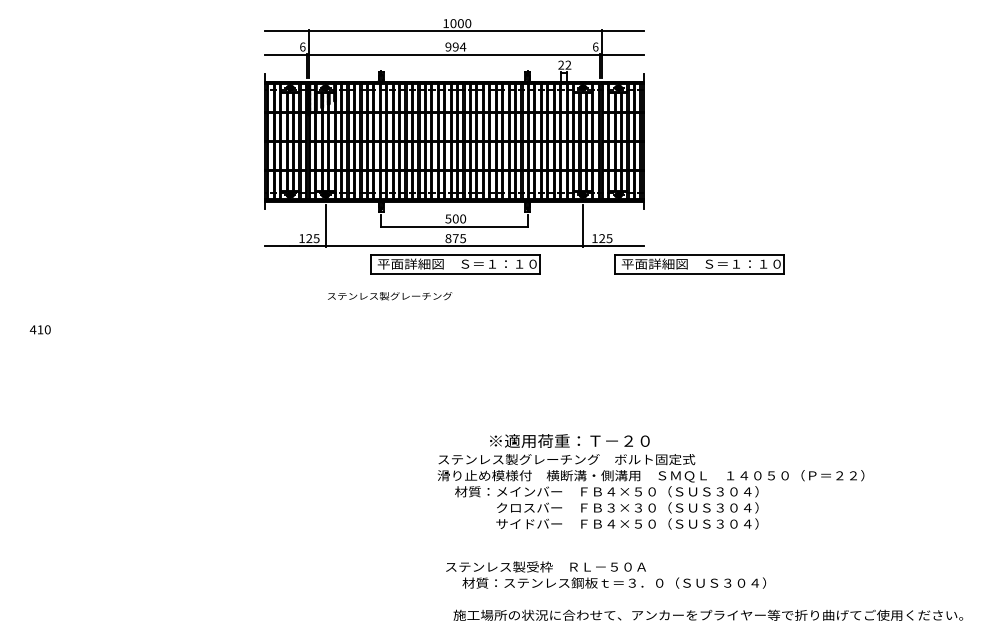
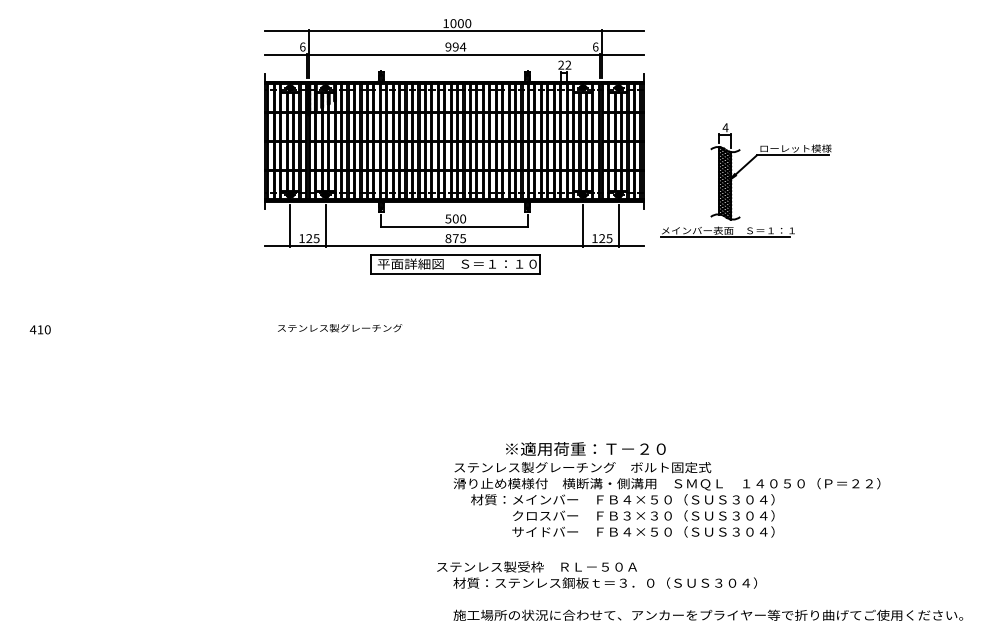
part: none -> present (737, 175)
line: none -> present (289, 226)
line: none -> present (619, 226)
part: present -> none (699, 264)
text position: (390, 296) -> (340, 328) (340, 328)
text position: (651, 481) -> (667, 489) (667, 489)
text position: (605, 574) -> (596, 574) (596, 574)
